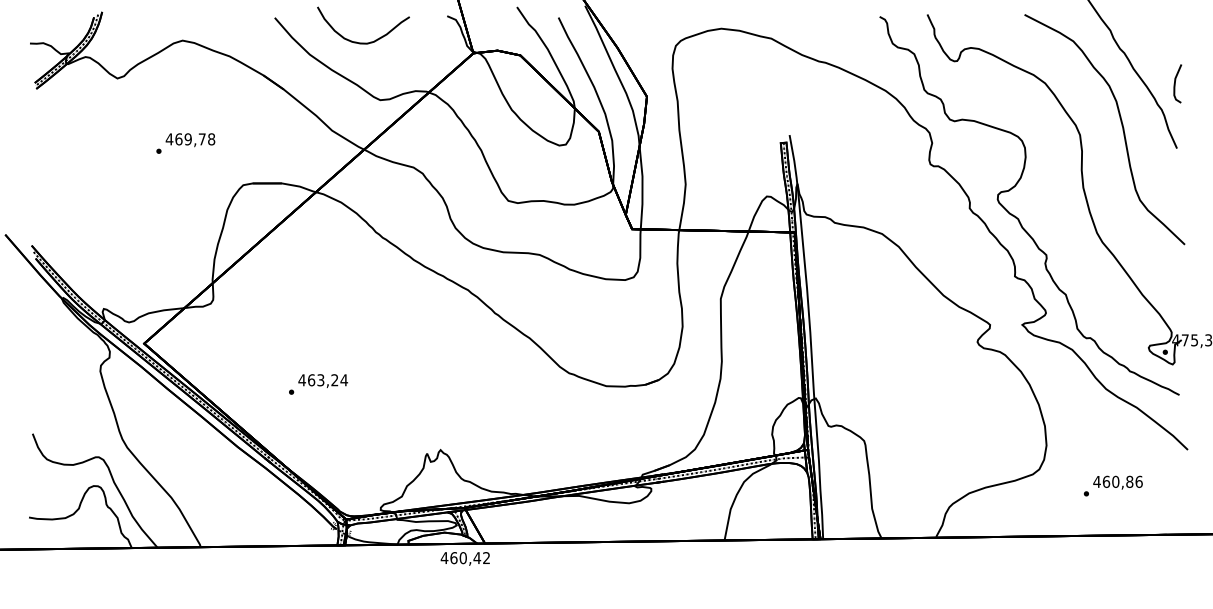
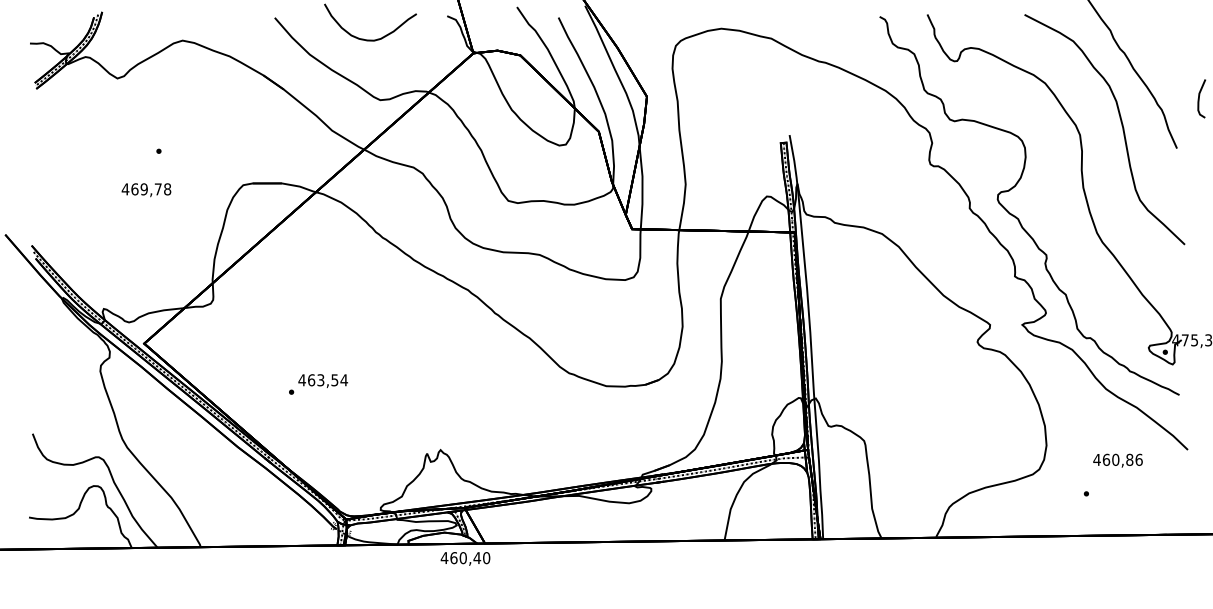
curve position: (363, 42) -> (370, 39) (370, 39)
curve position: (1175, 83) -> (1199, 98) (1199, 98)
text position: (190, 140) -> (146, 190) (146, 190)
text: 463,24 -> 463,54 (334, 380)
text position: (1117, 482) -> (1117, 460) (1117, 460)
text: 460,42 -> 460,40 (486, 558)
